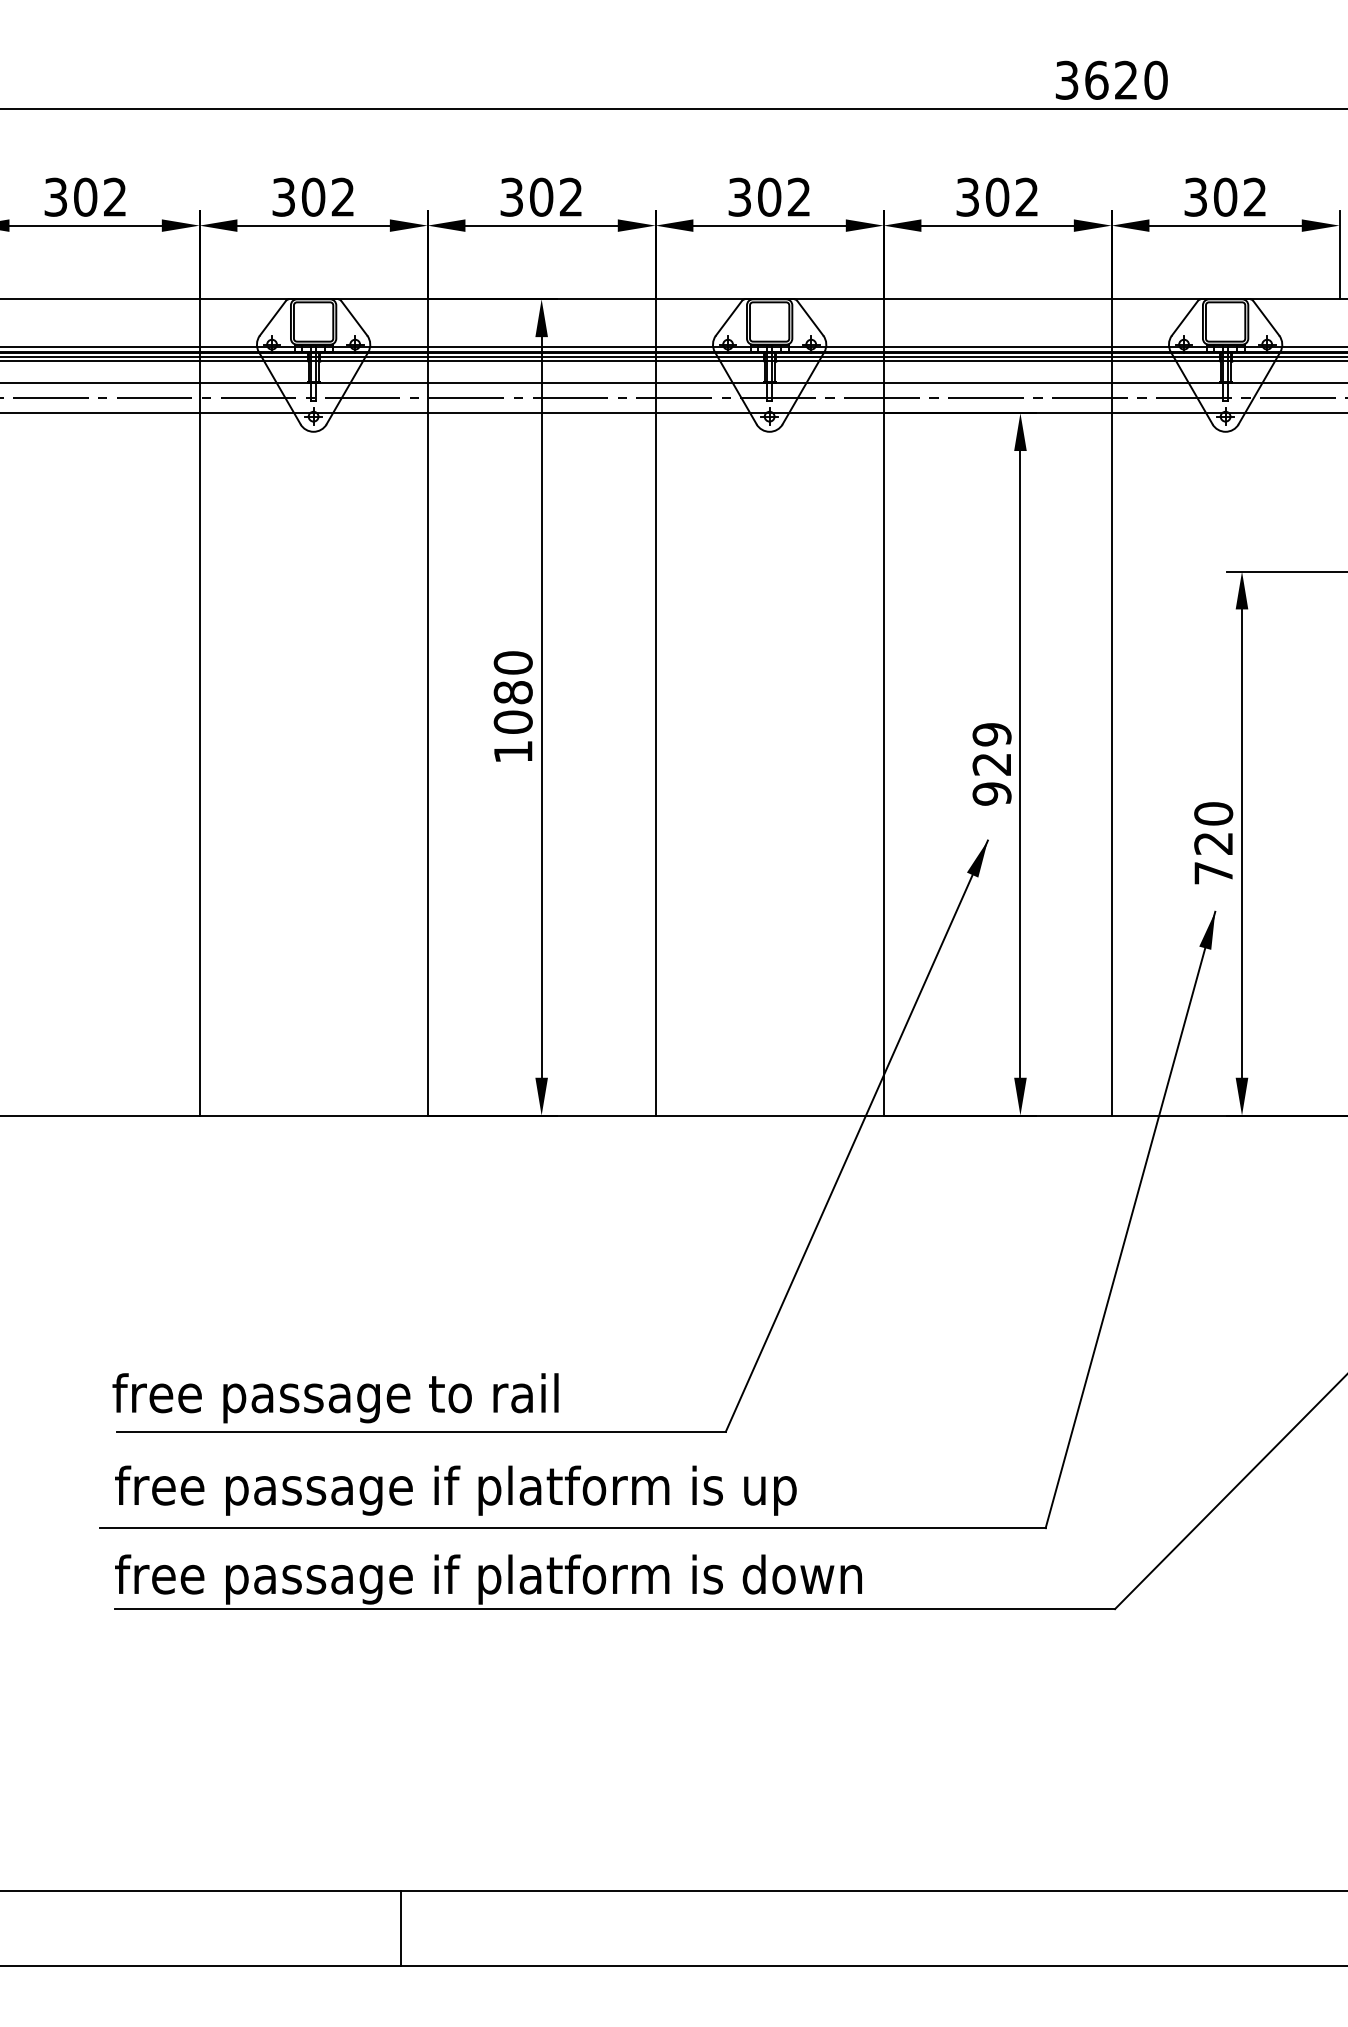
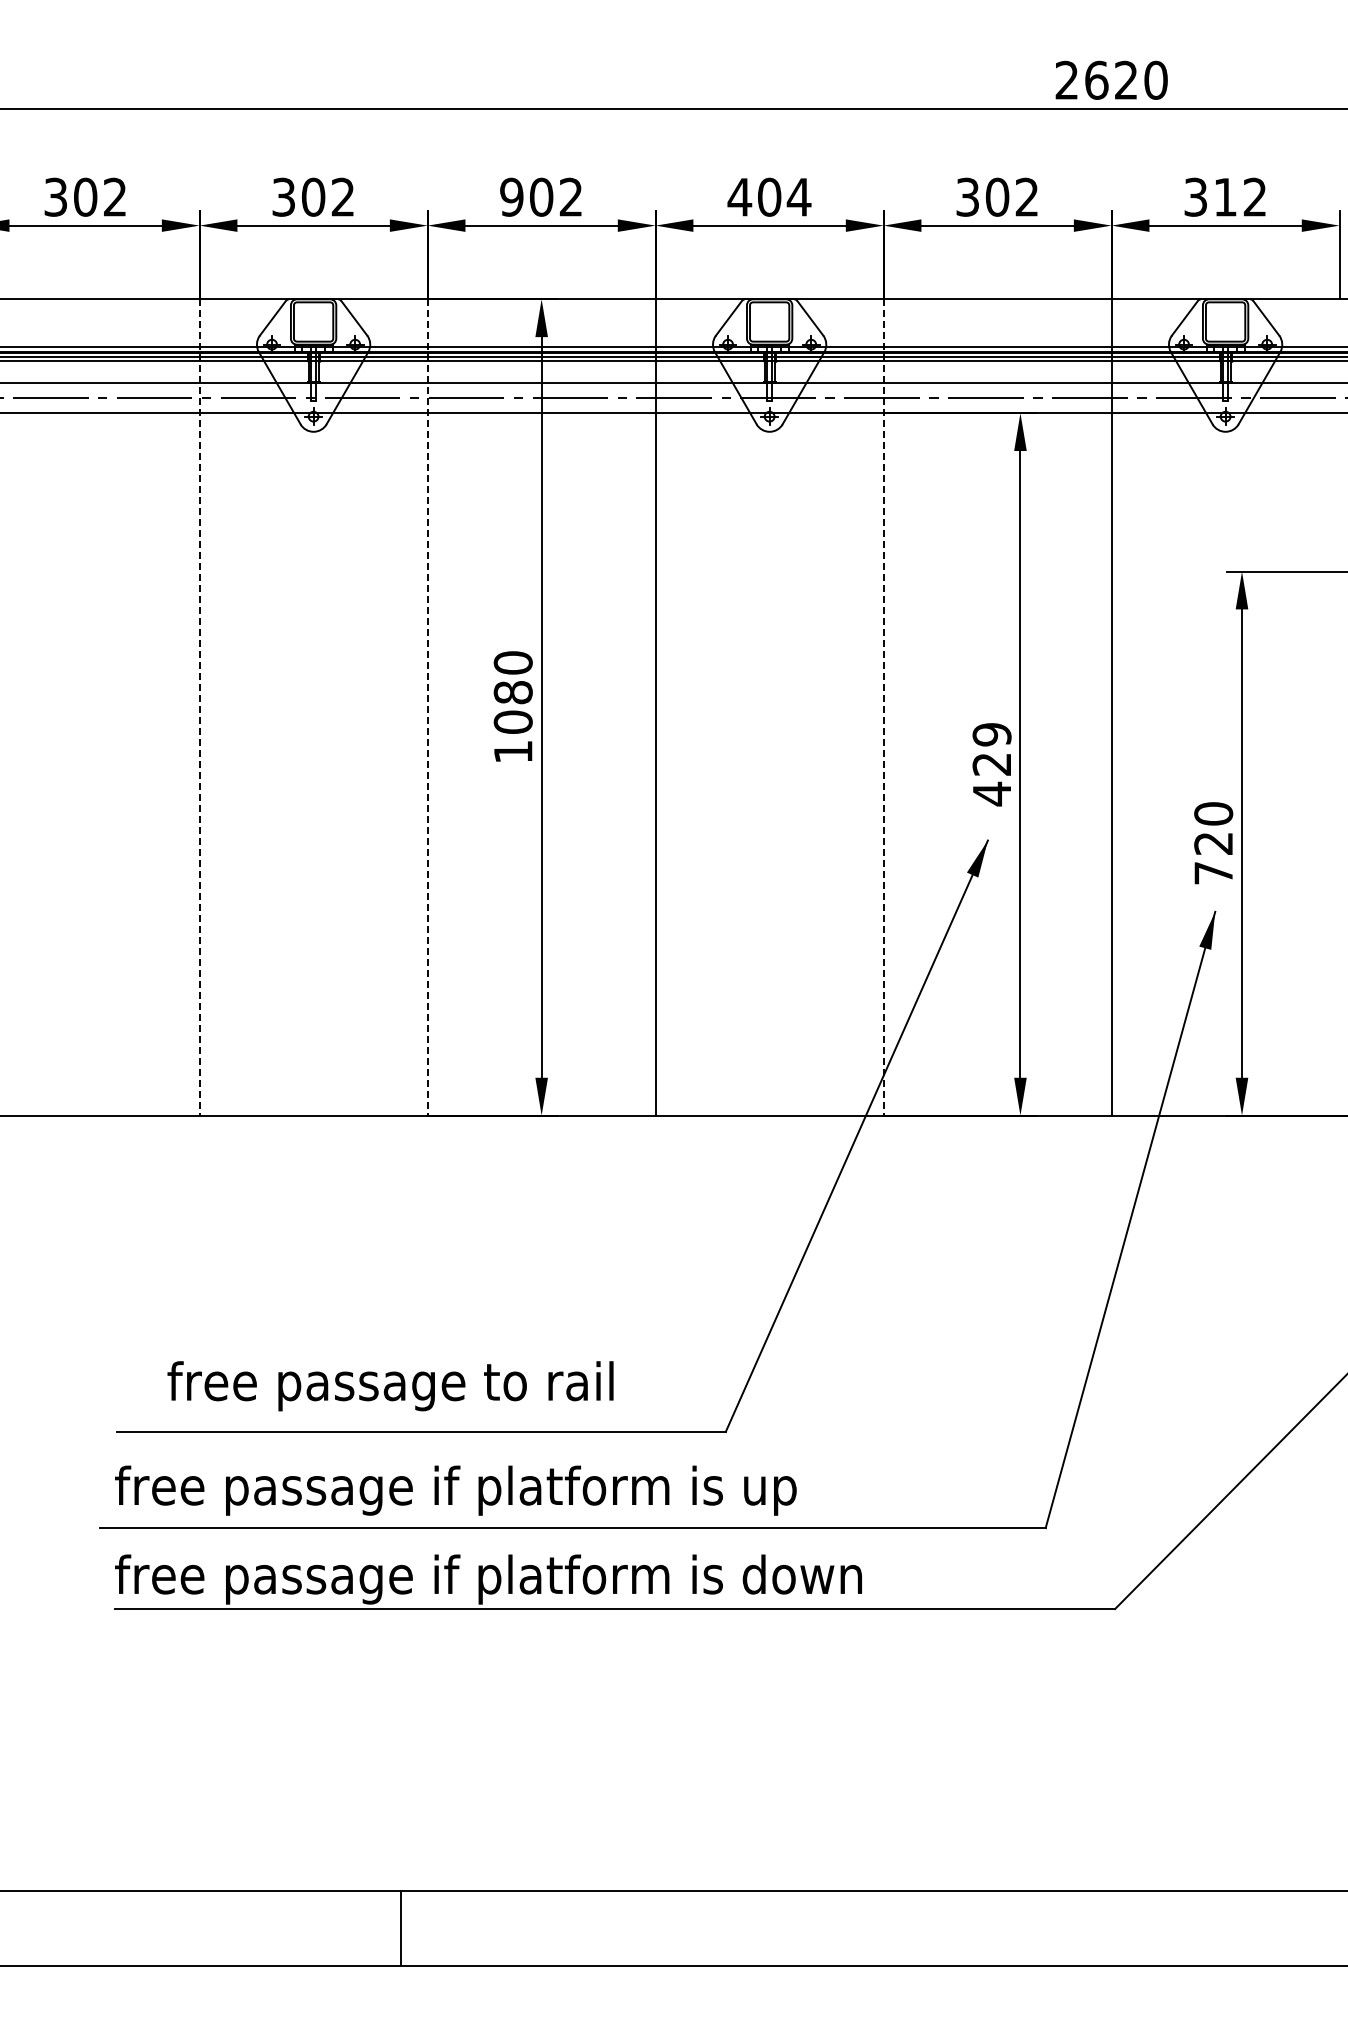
text: 3620 -> 2620 (1066, 80)
text: 302 -> 902 (511, 196)
text: 302 -> 404 (769, 196)
text: 302 -> 312 (1225, 196)
line: solid -> dashed (199, 707)
line: solid -> dashed (427, 707)
line: solid -> dashed (883, 707)
text: 929 -> 429 (991, 793)
text position: (335, 1398) -> (390, 1386) (390, 1386)
